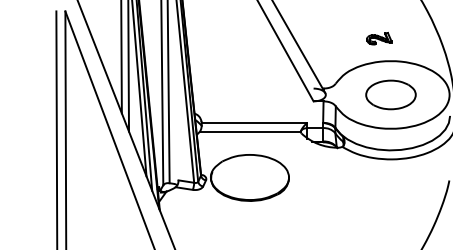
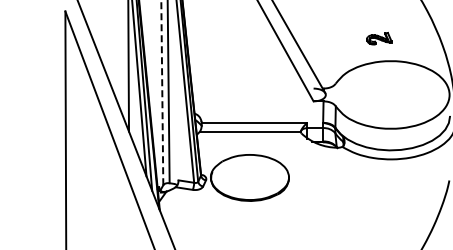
line: present -> none (121, 57)
line: solid -> dashed (162, 92)
part: present -> none (390, 94)
line: present -> none (56, 128)
